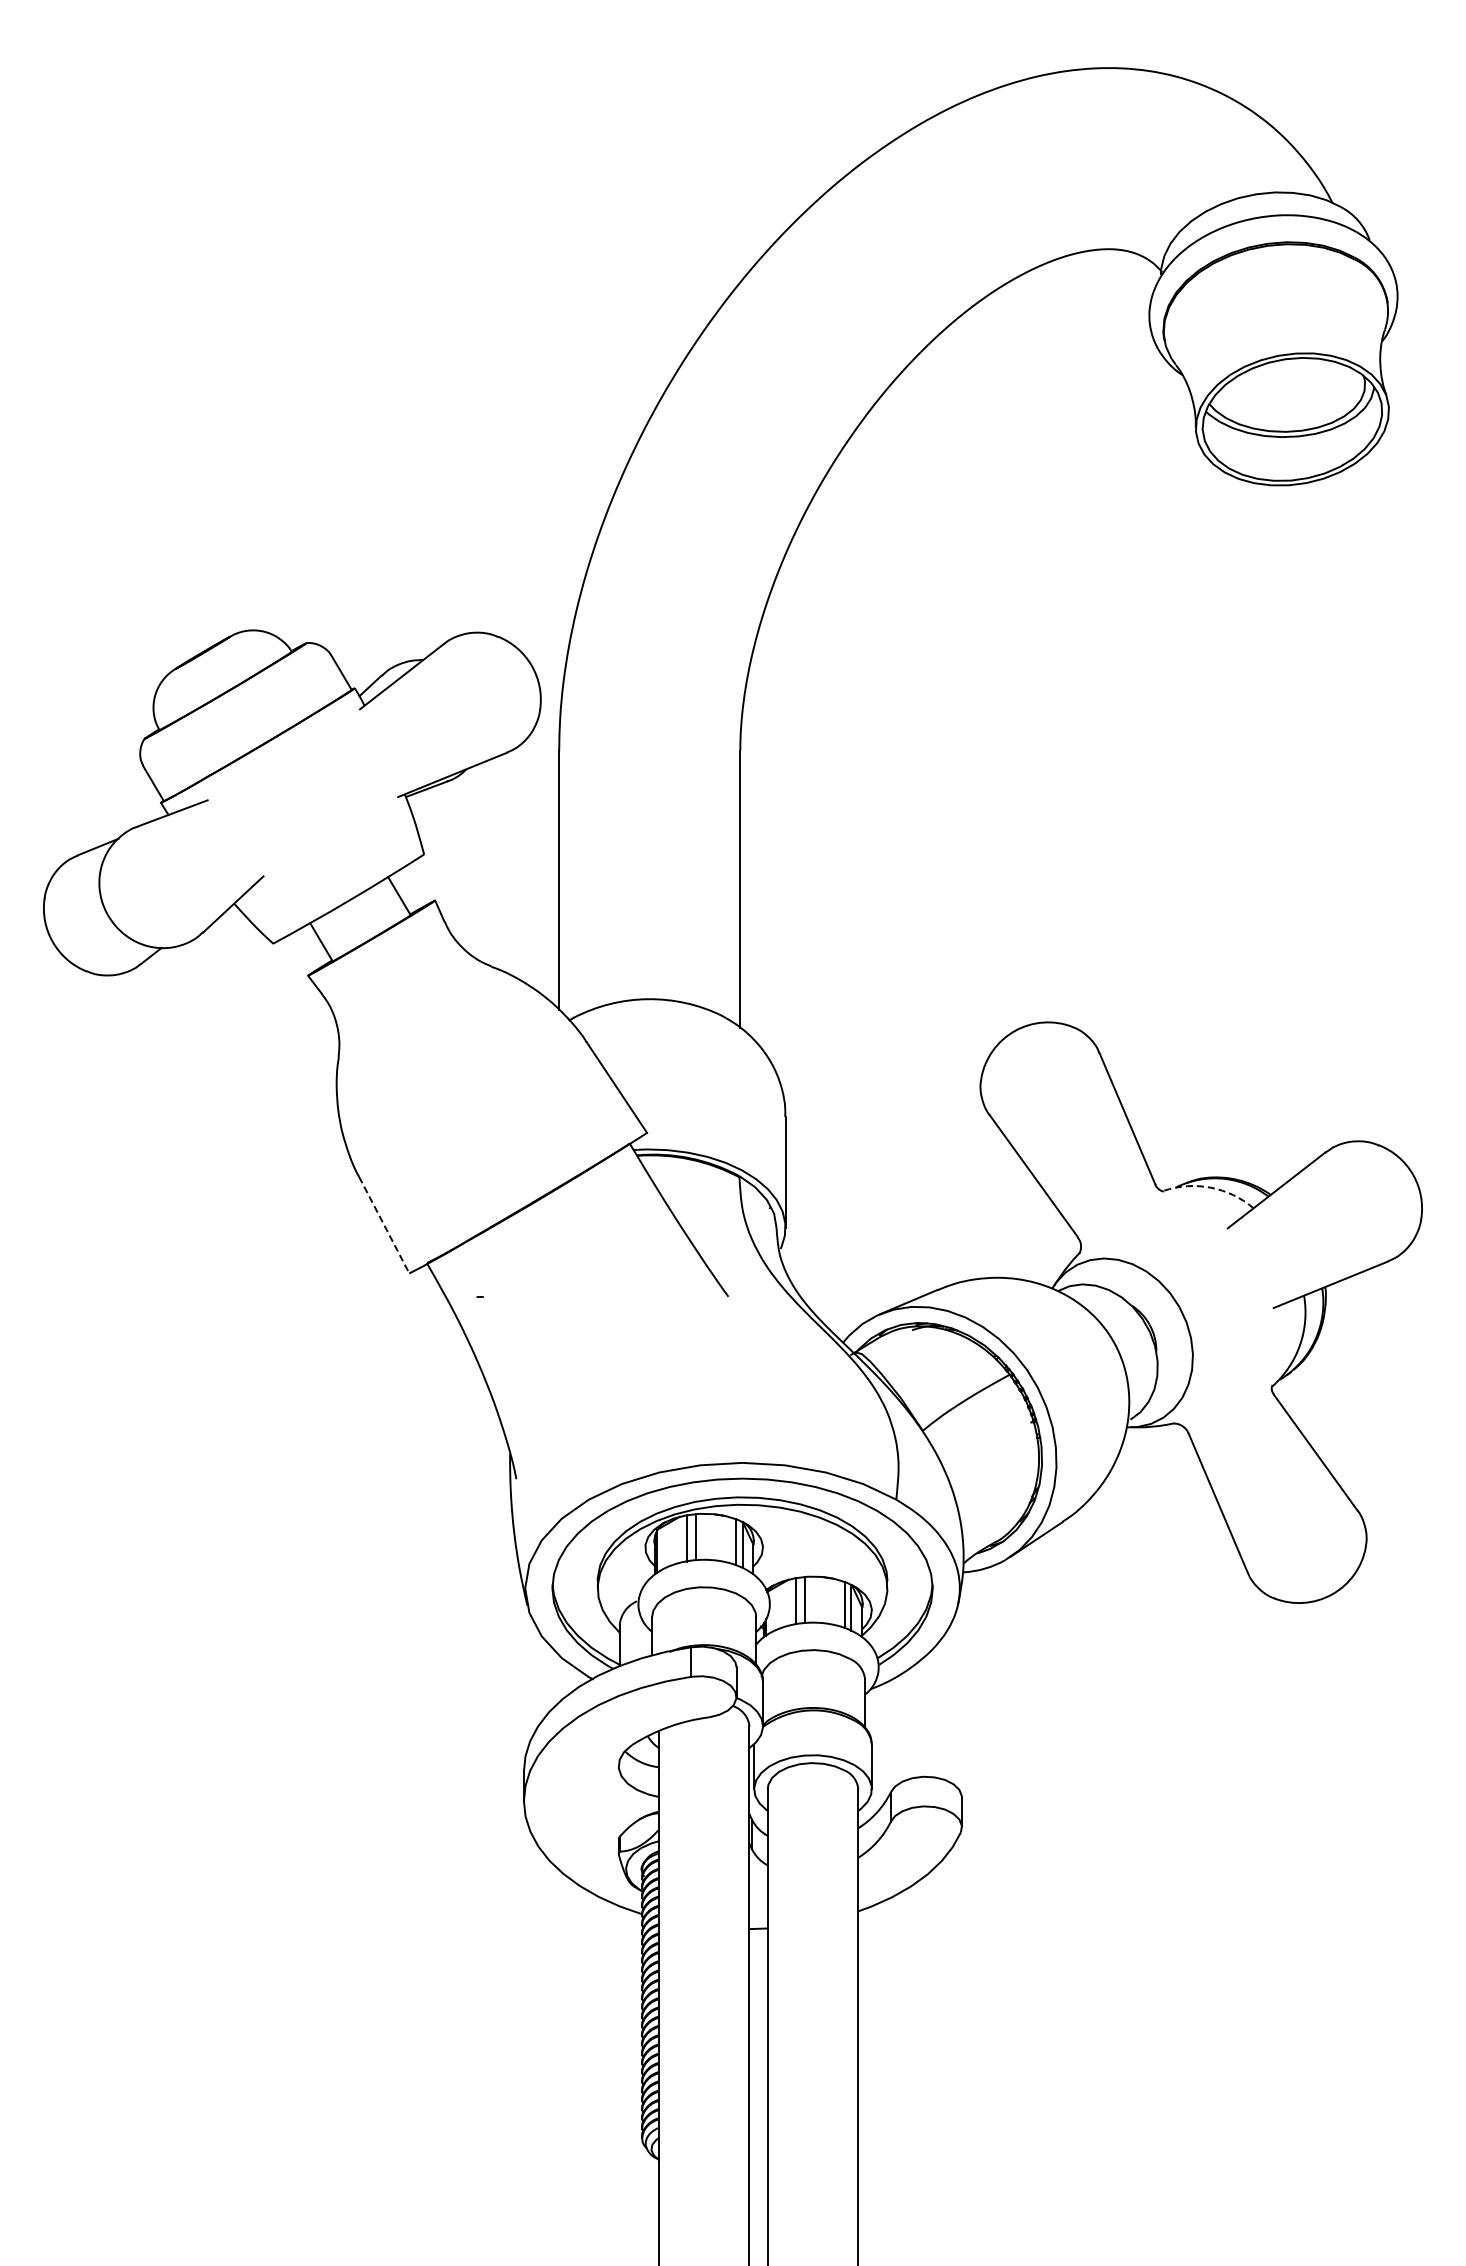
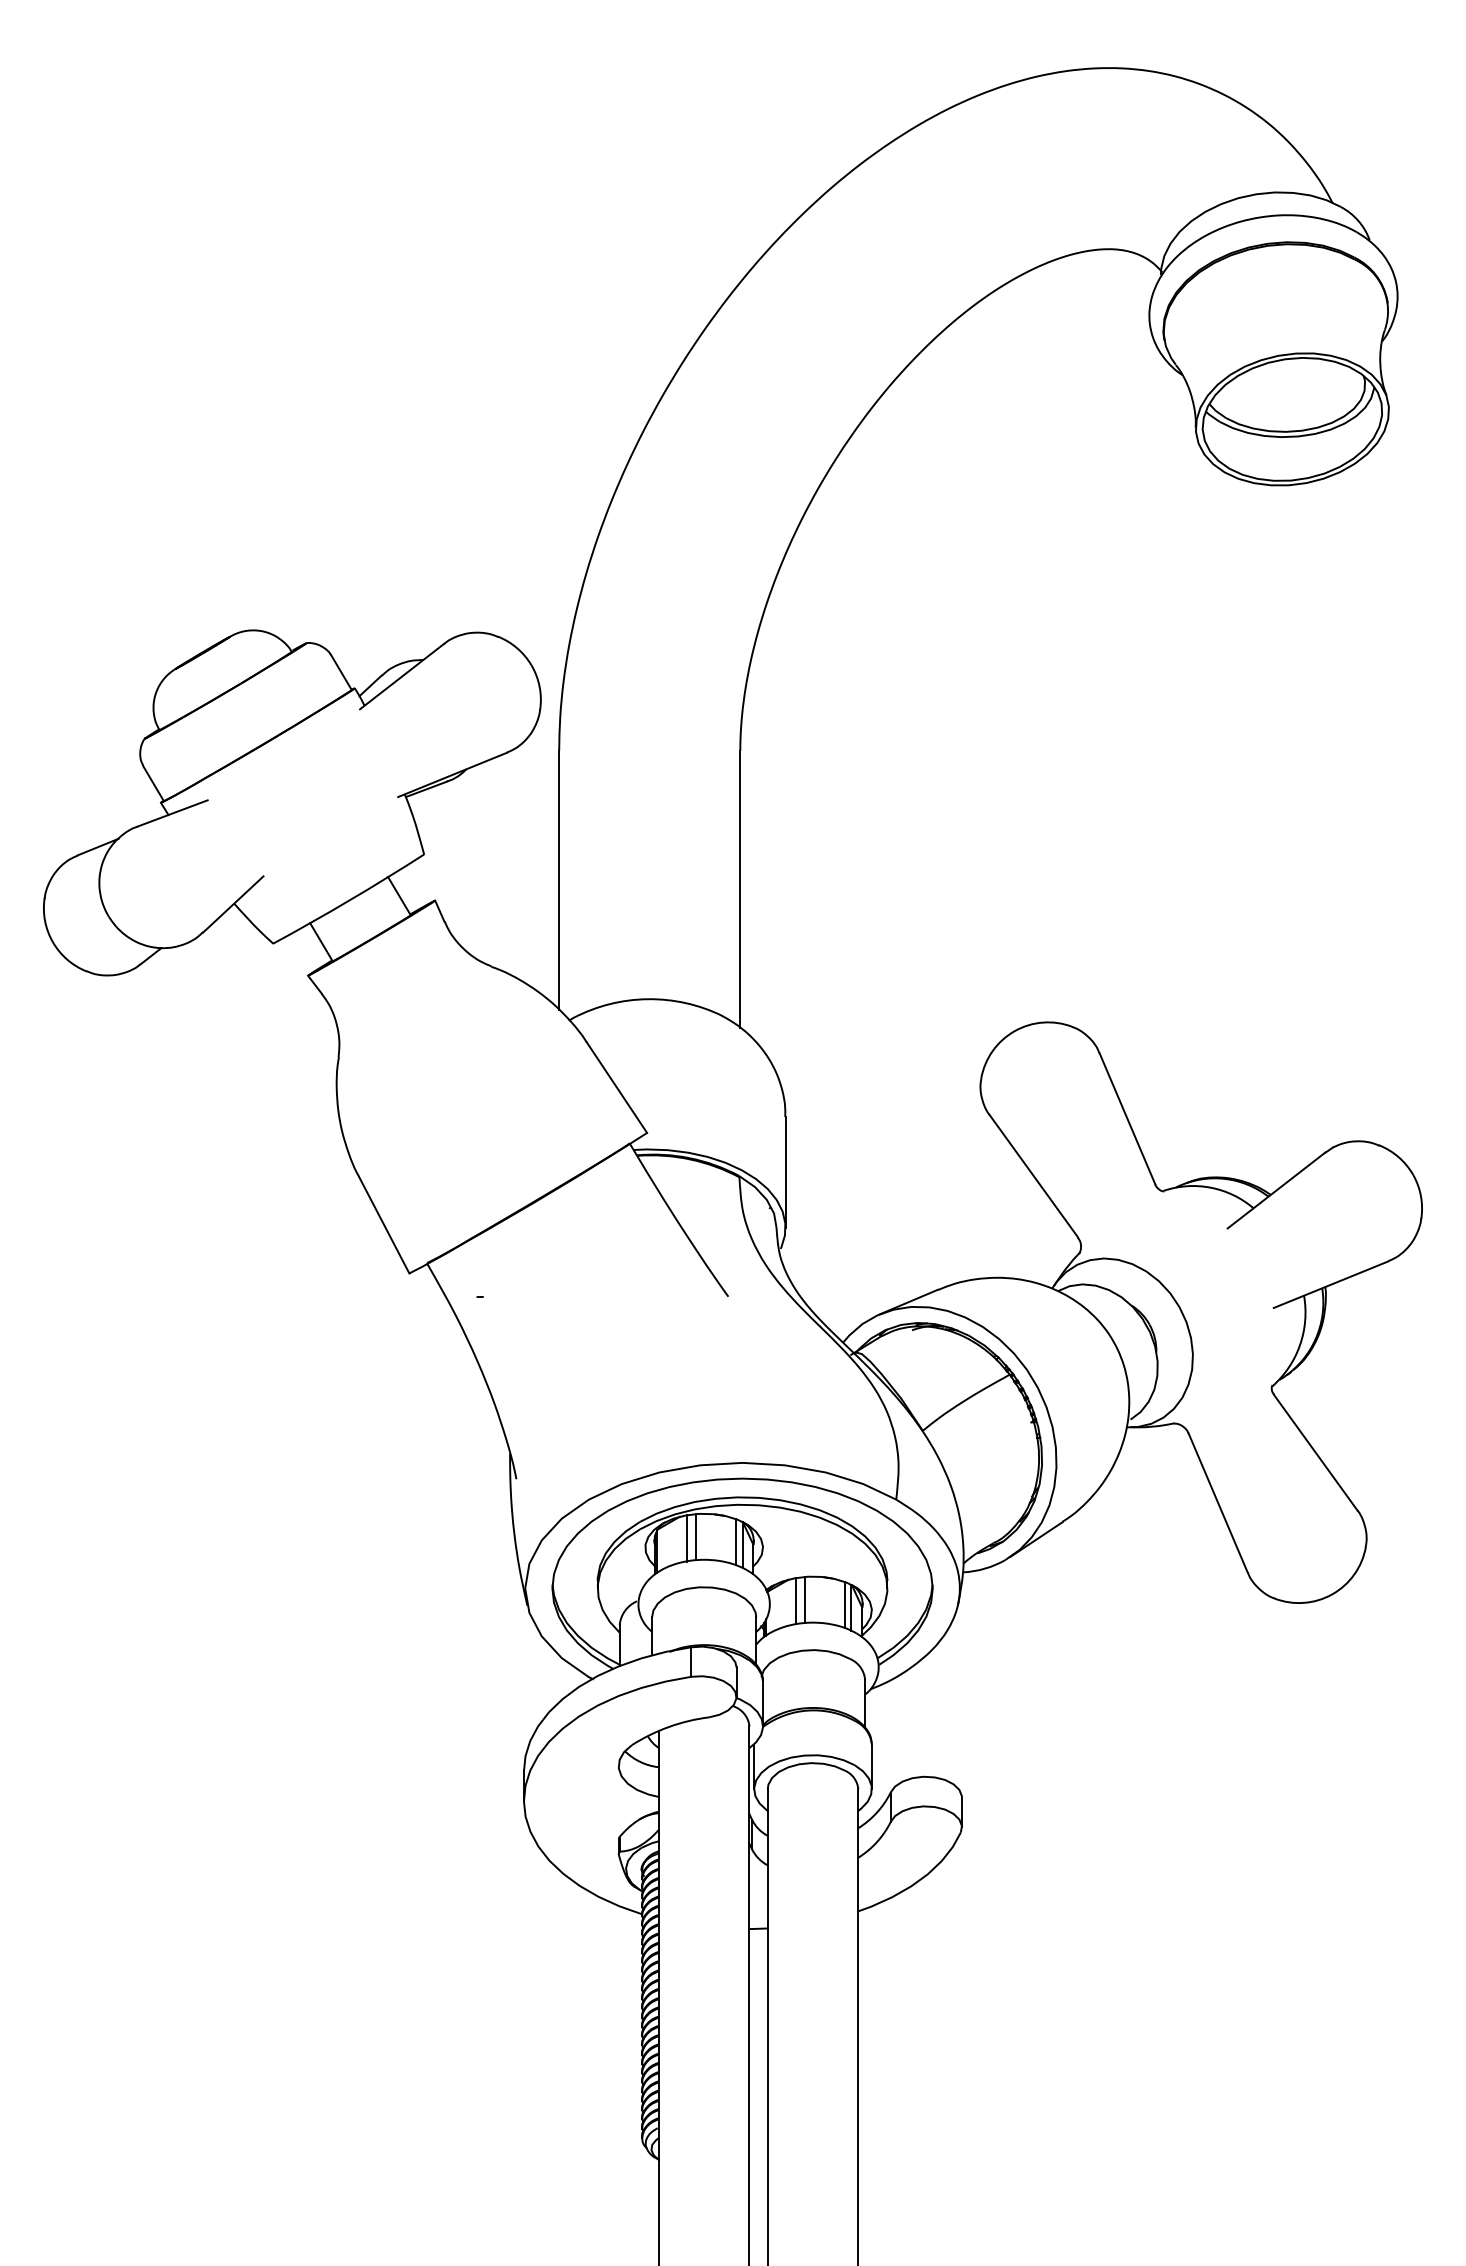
arc: dashed -> solid (1210, 1187)
line: dashed -> solid (384, 1225)
